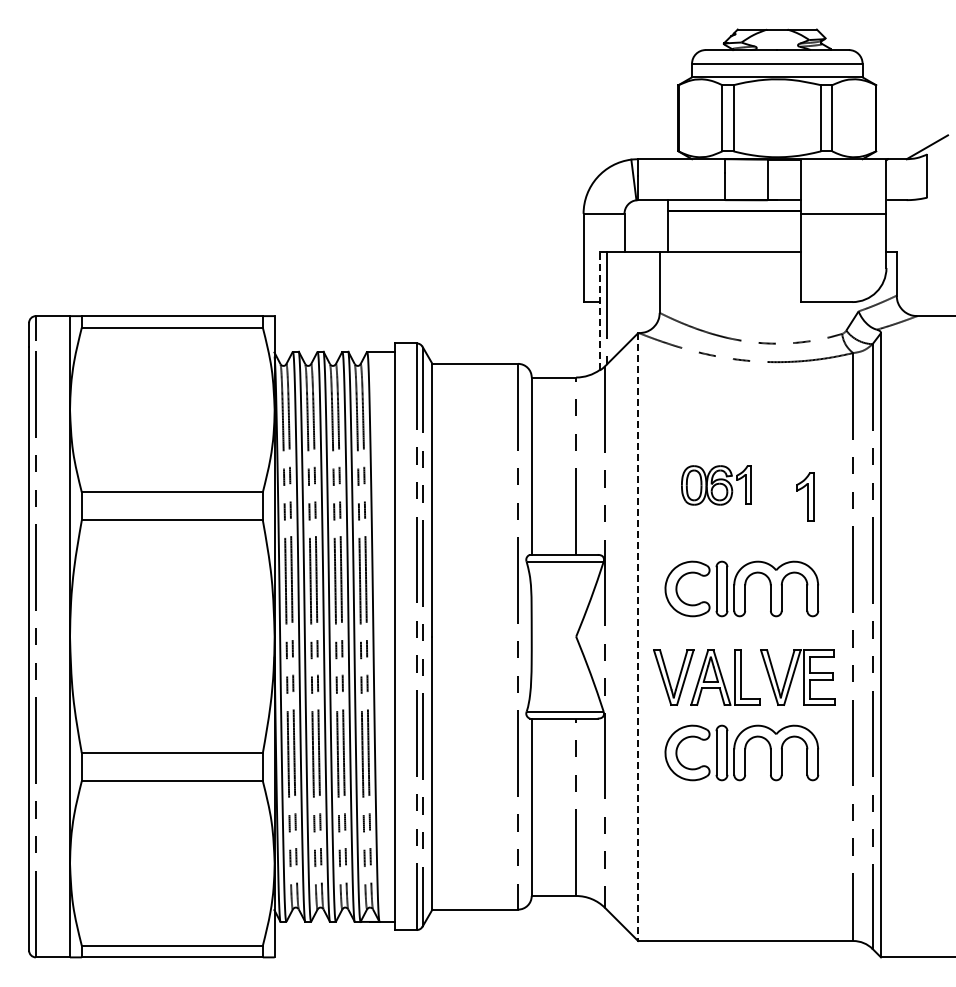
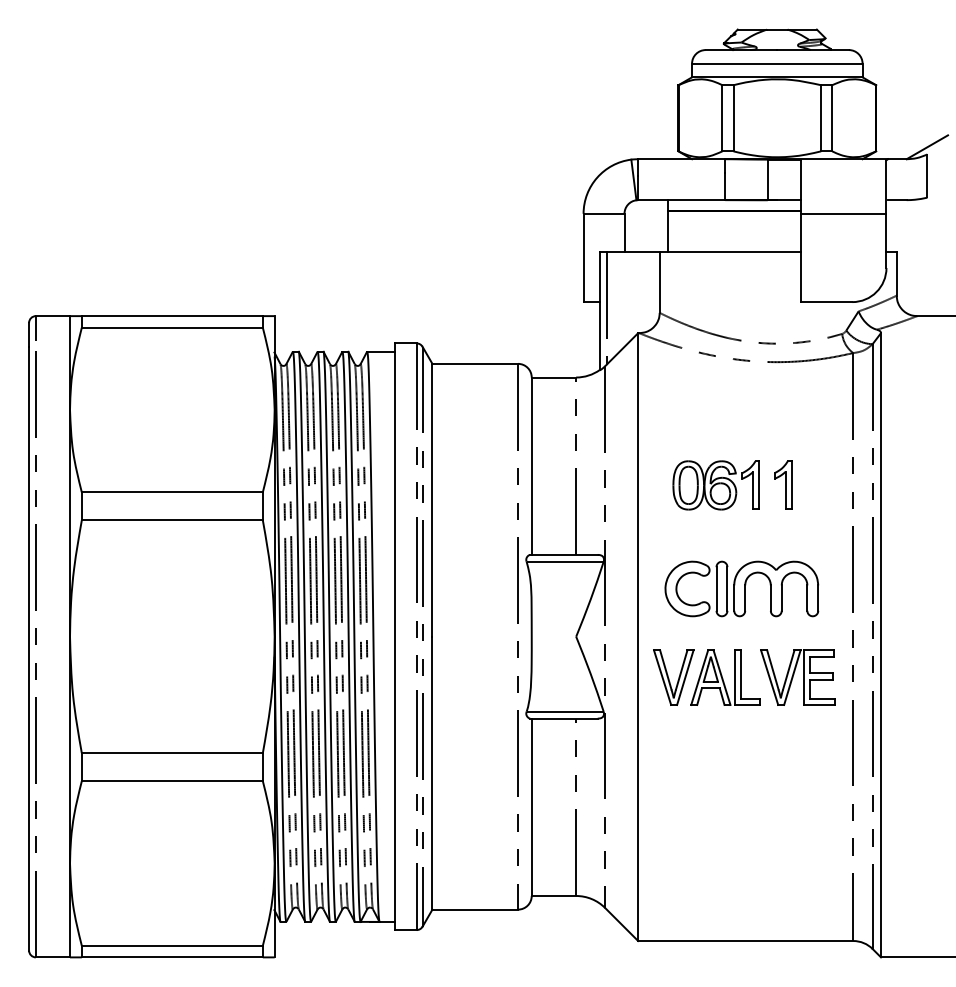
line: dashed -> solid (599, 310)
part size: 71x41 px -> 88x51 px (715, 485)
part position: (805, 496) -> (783, 484) (783, 484)
line: dashed -> solid (638, 637)
part: present -> none (741, 752)
